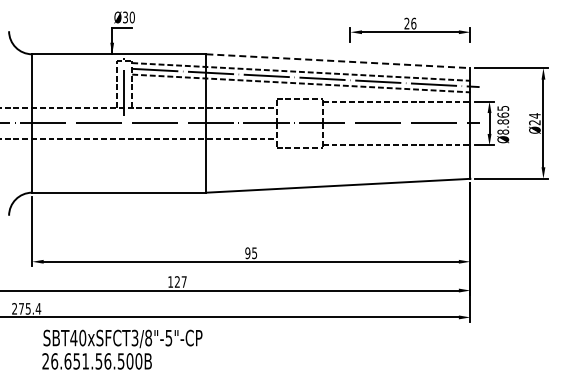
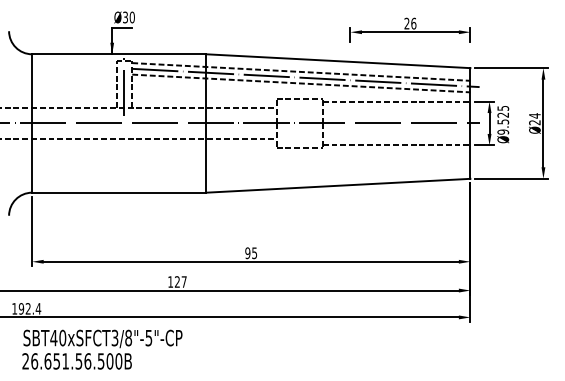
line: dashed -> solid (338, 61)
text: Ø8.865 -> Ø9.525 (503, 123)
text: 275.4 -> 192.4 (21, 308)
text position: (122, 349) -> (102, 349) (102, 349)
